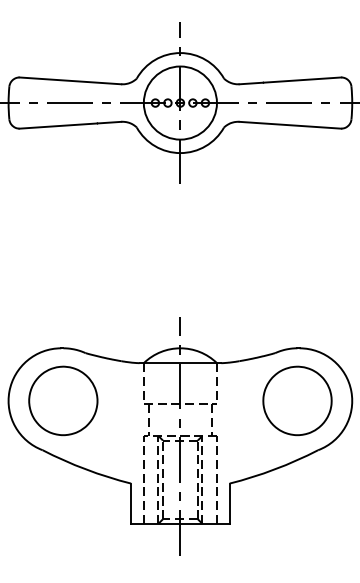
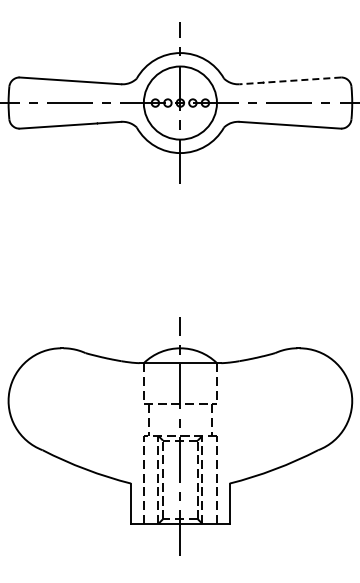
line: solid -> dashed (290, 80)
part: present -> none (63, 400)
part: present -> none (297, 400)
